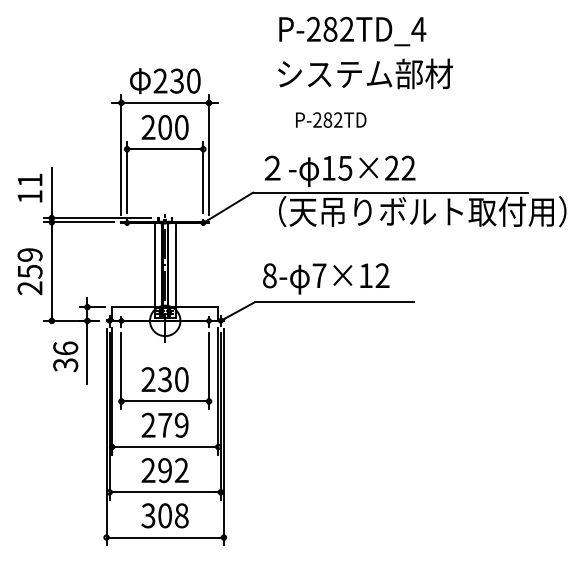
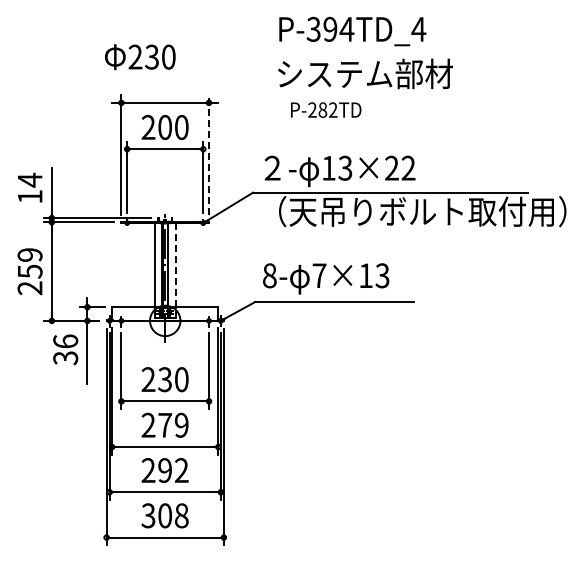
text: P-282TD_4 -> P-394TD_4 (330, 28)
text position: (165, 81) -> (140, 57) (140, 57)
text position: (331, 119) -> (326, 109) (326, 109)
line: solid -> dashed (209, 154)
text: 15×22 -> 13×22 (345, 167)
text: 11 -> 14 (30, 179)
line: solid -> dashed (175, 270)
text: 7×12 -> 7×13 (382, 275)
text position: (65, 356) -> (65, 349) (65, 349)
